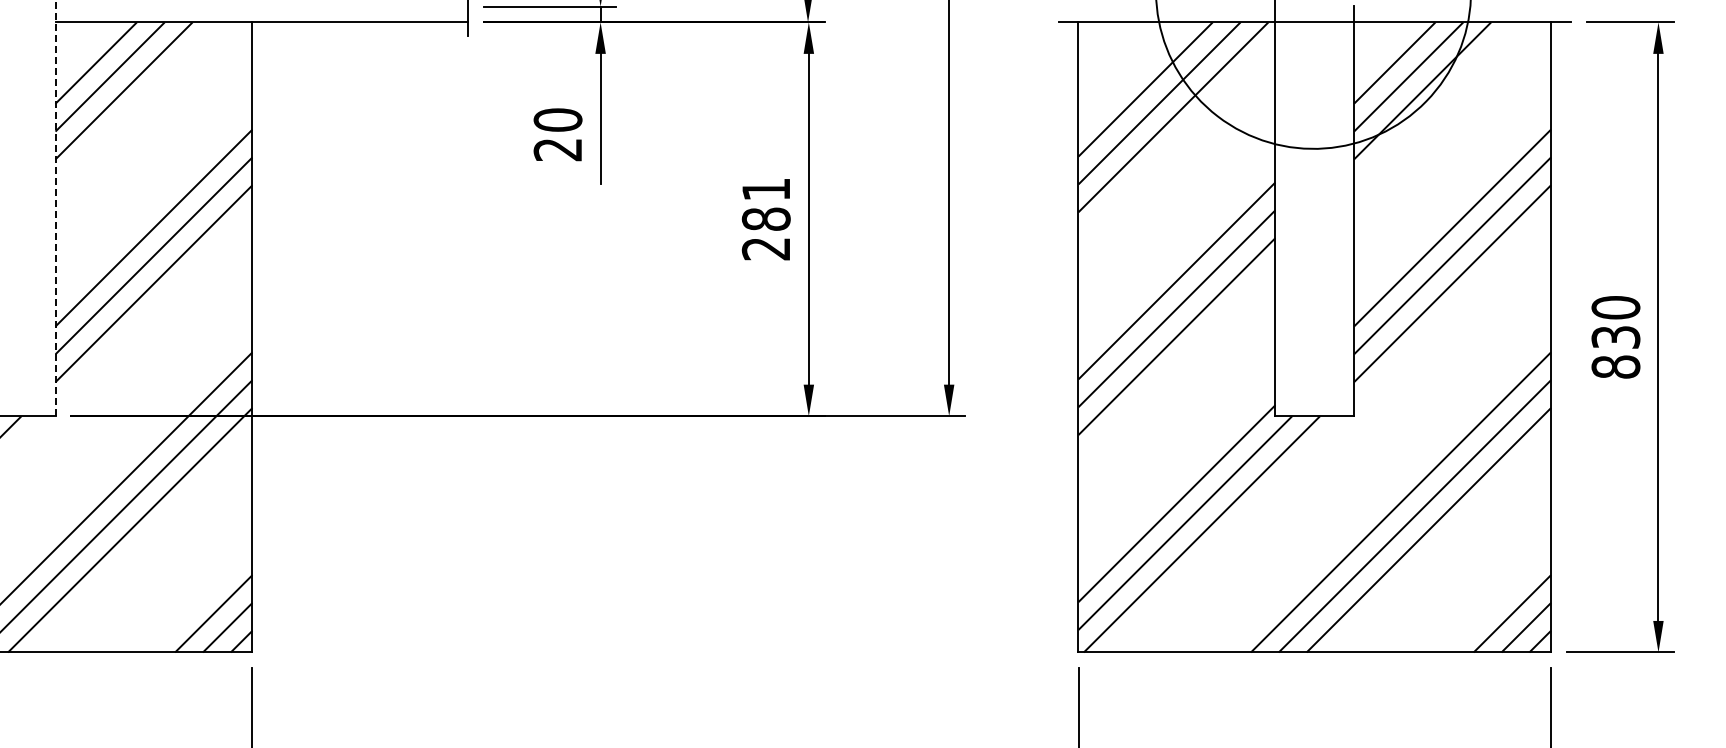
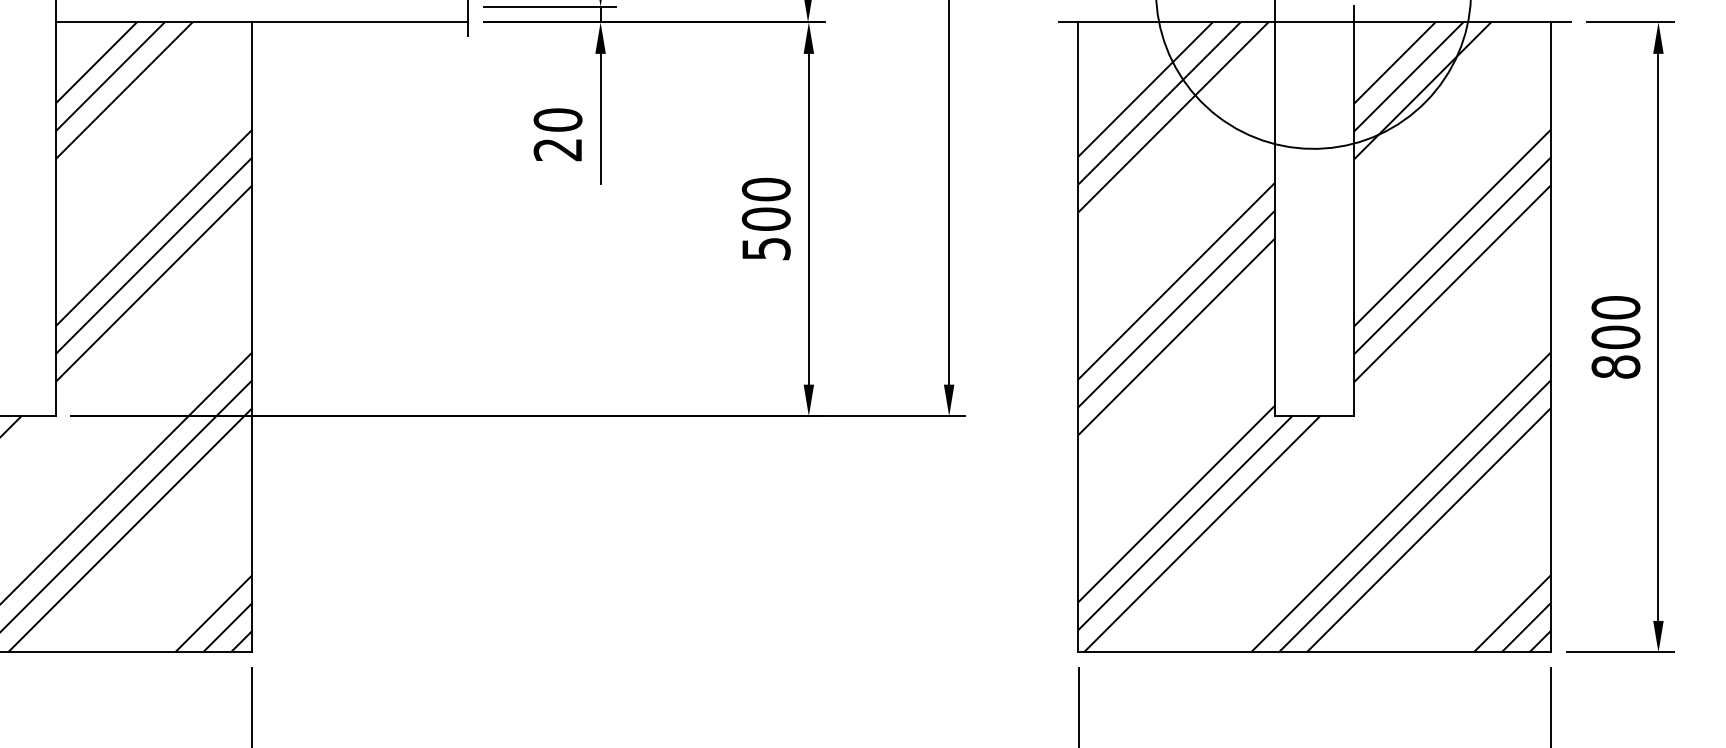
line: dashed -> solid (55, 208)
text: 281 -> 500 (765, 218)
text: 830 -> 800 (1615, 337)
